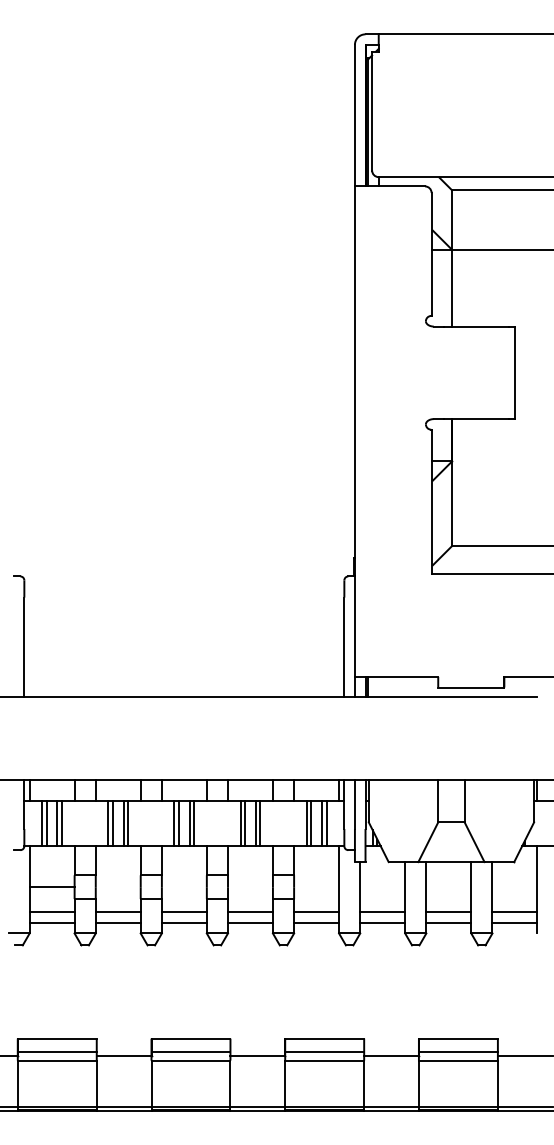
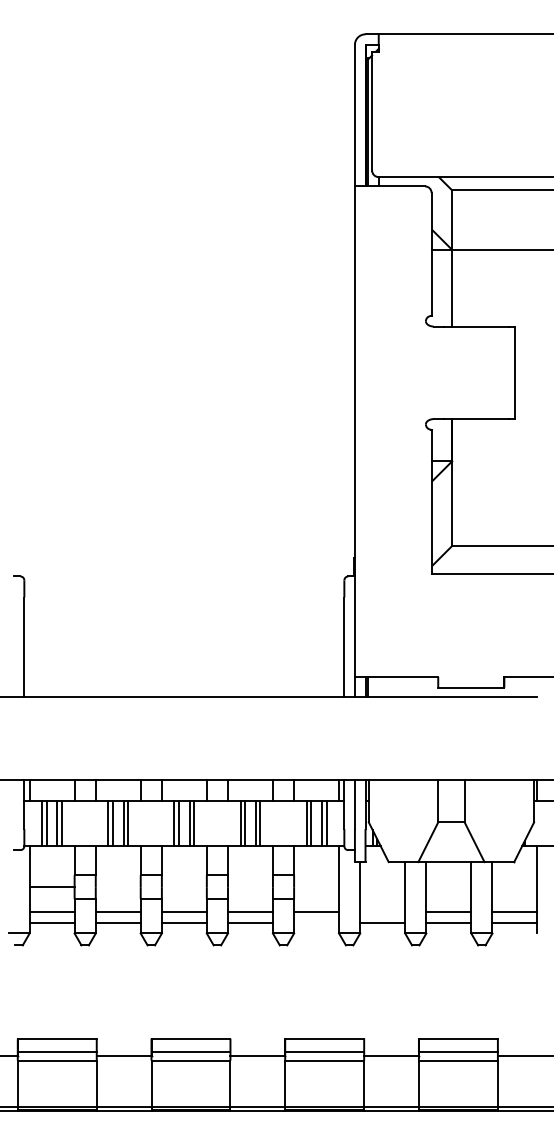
line: present -> none (382, 912)
line: present -> none (316, 922)
